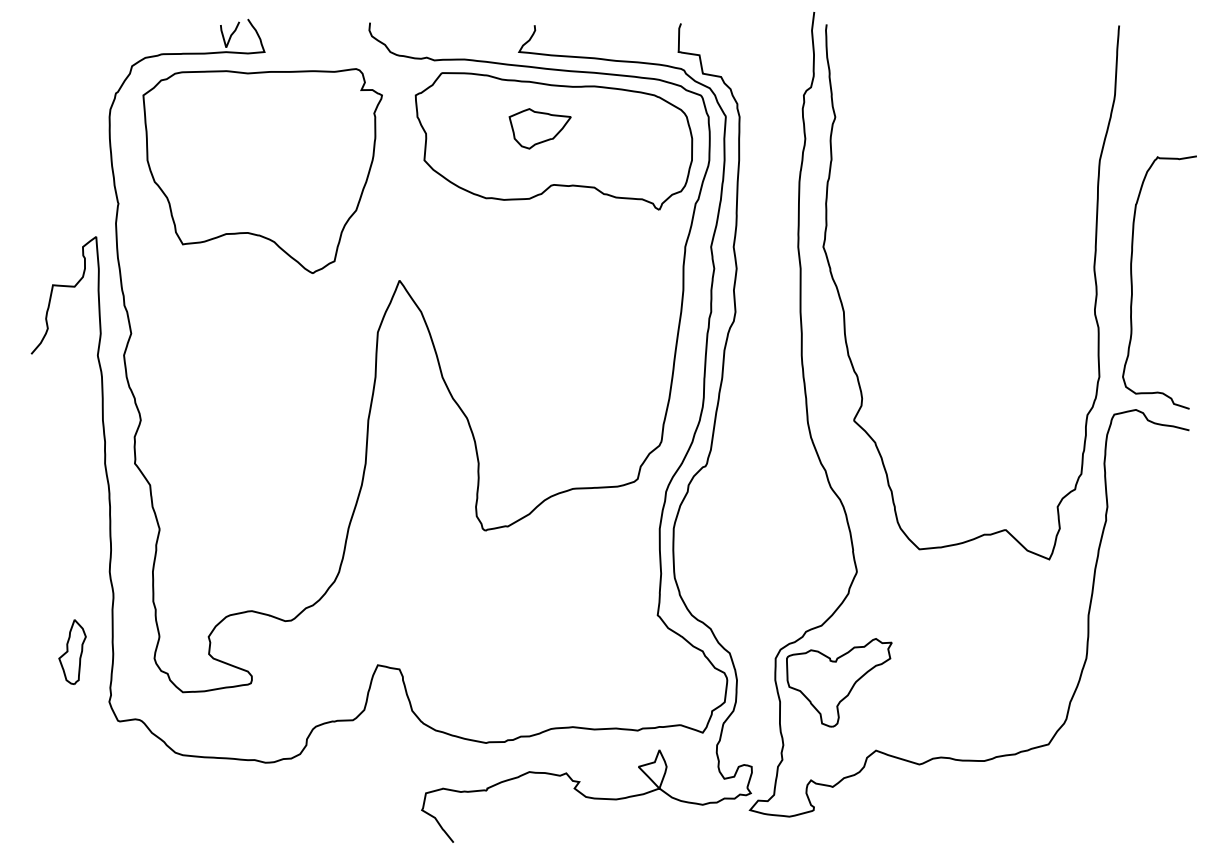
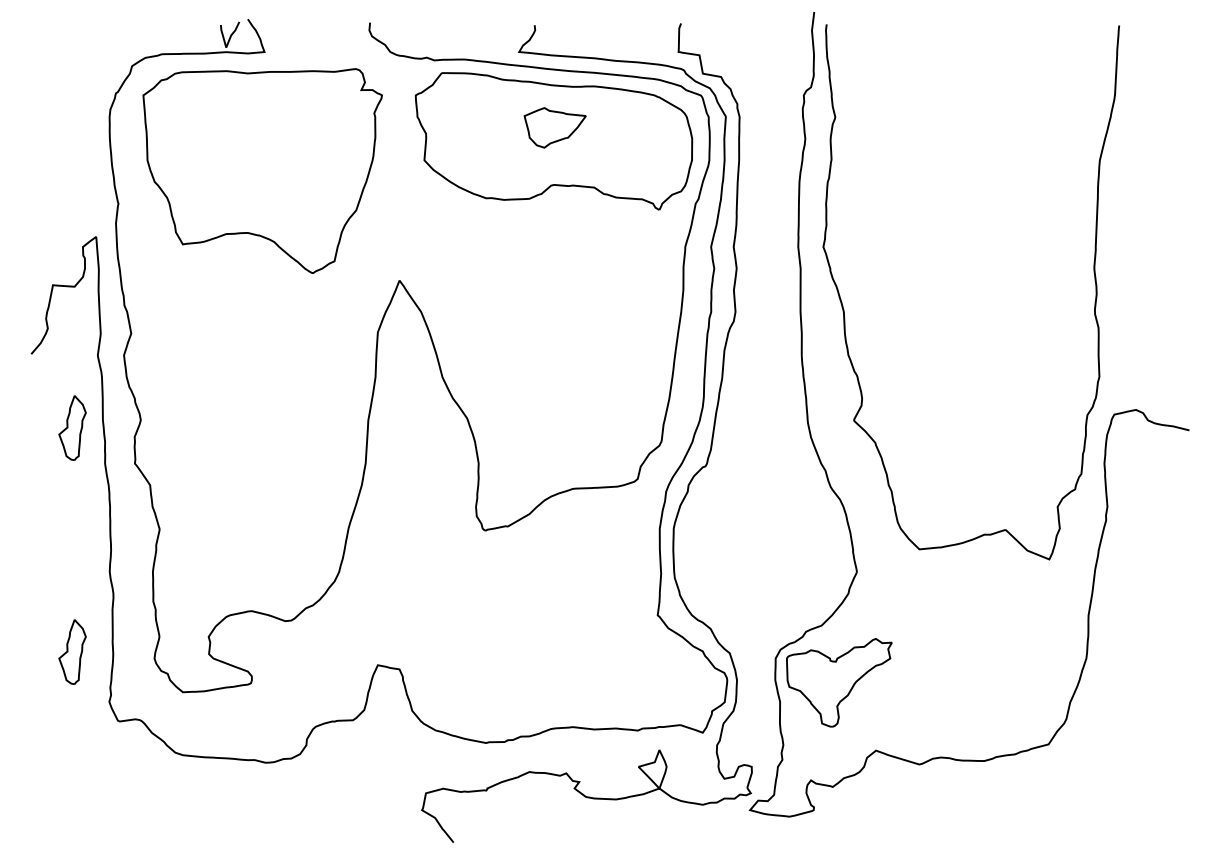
part position: (539, 128) -> (554, 127) (554, 127)
curve: present -> none (1132, 282)
part: none -> present (72, 427)
